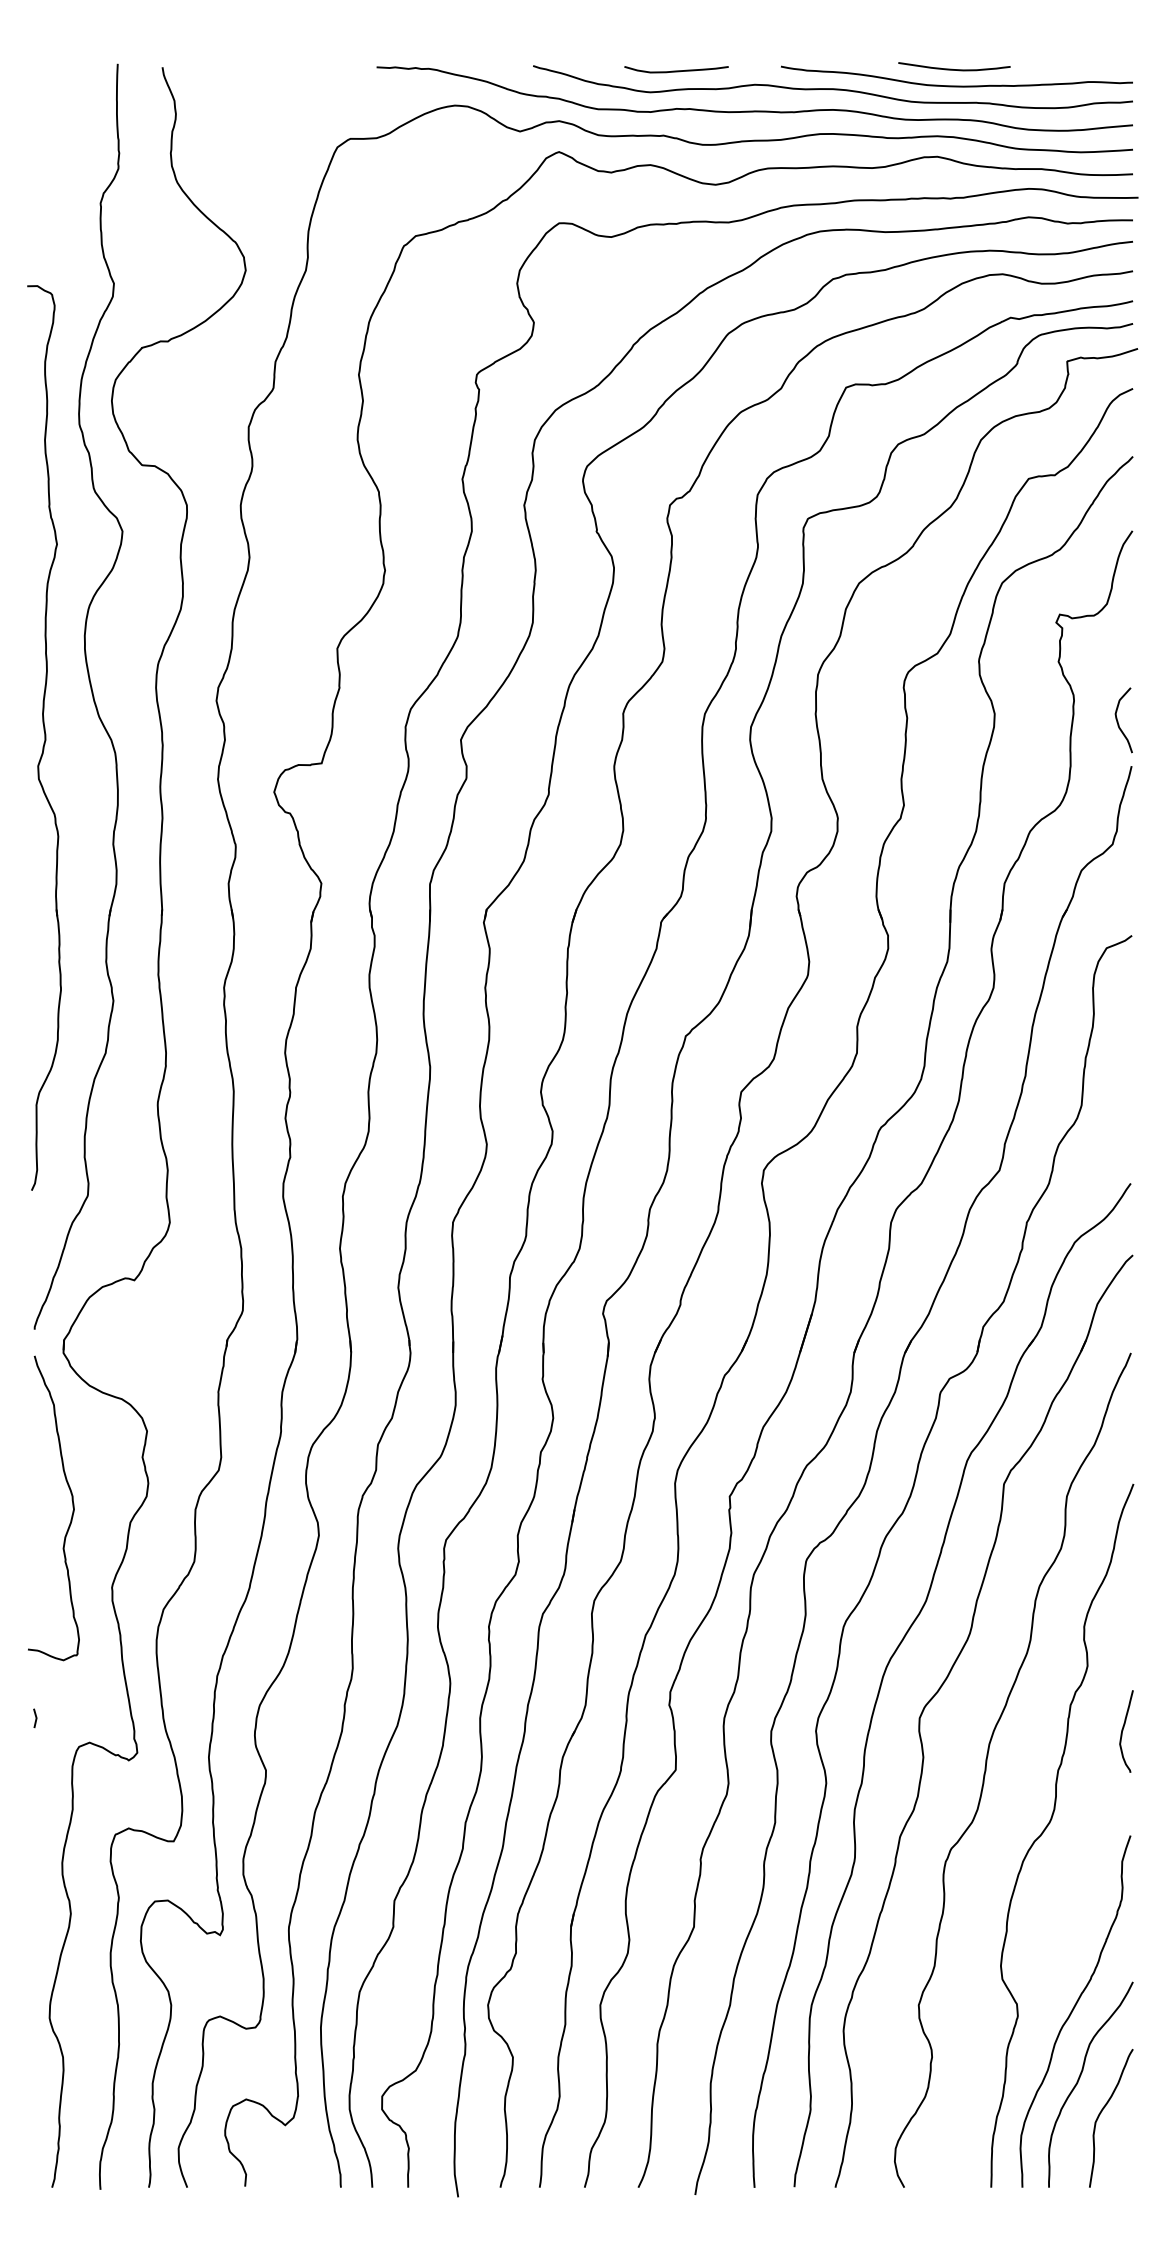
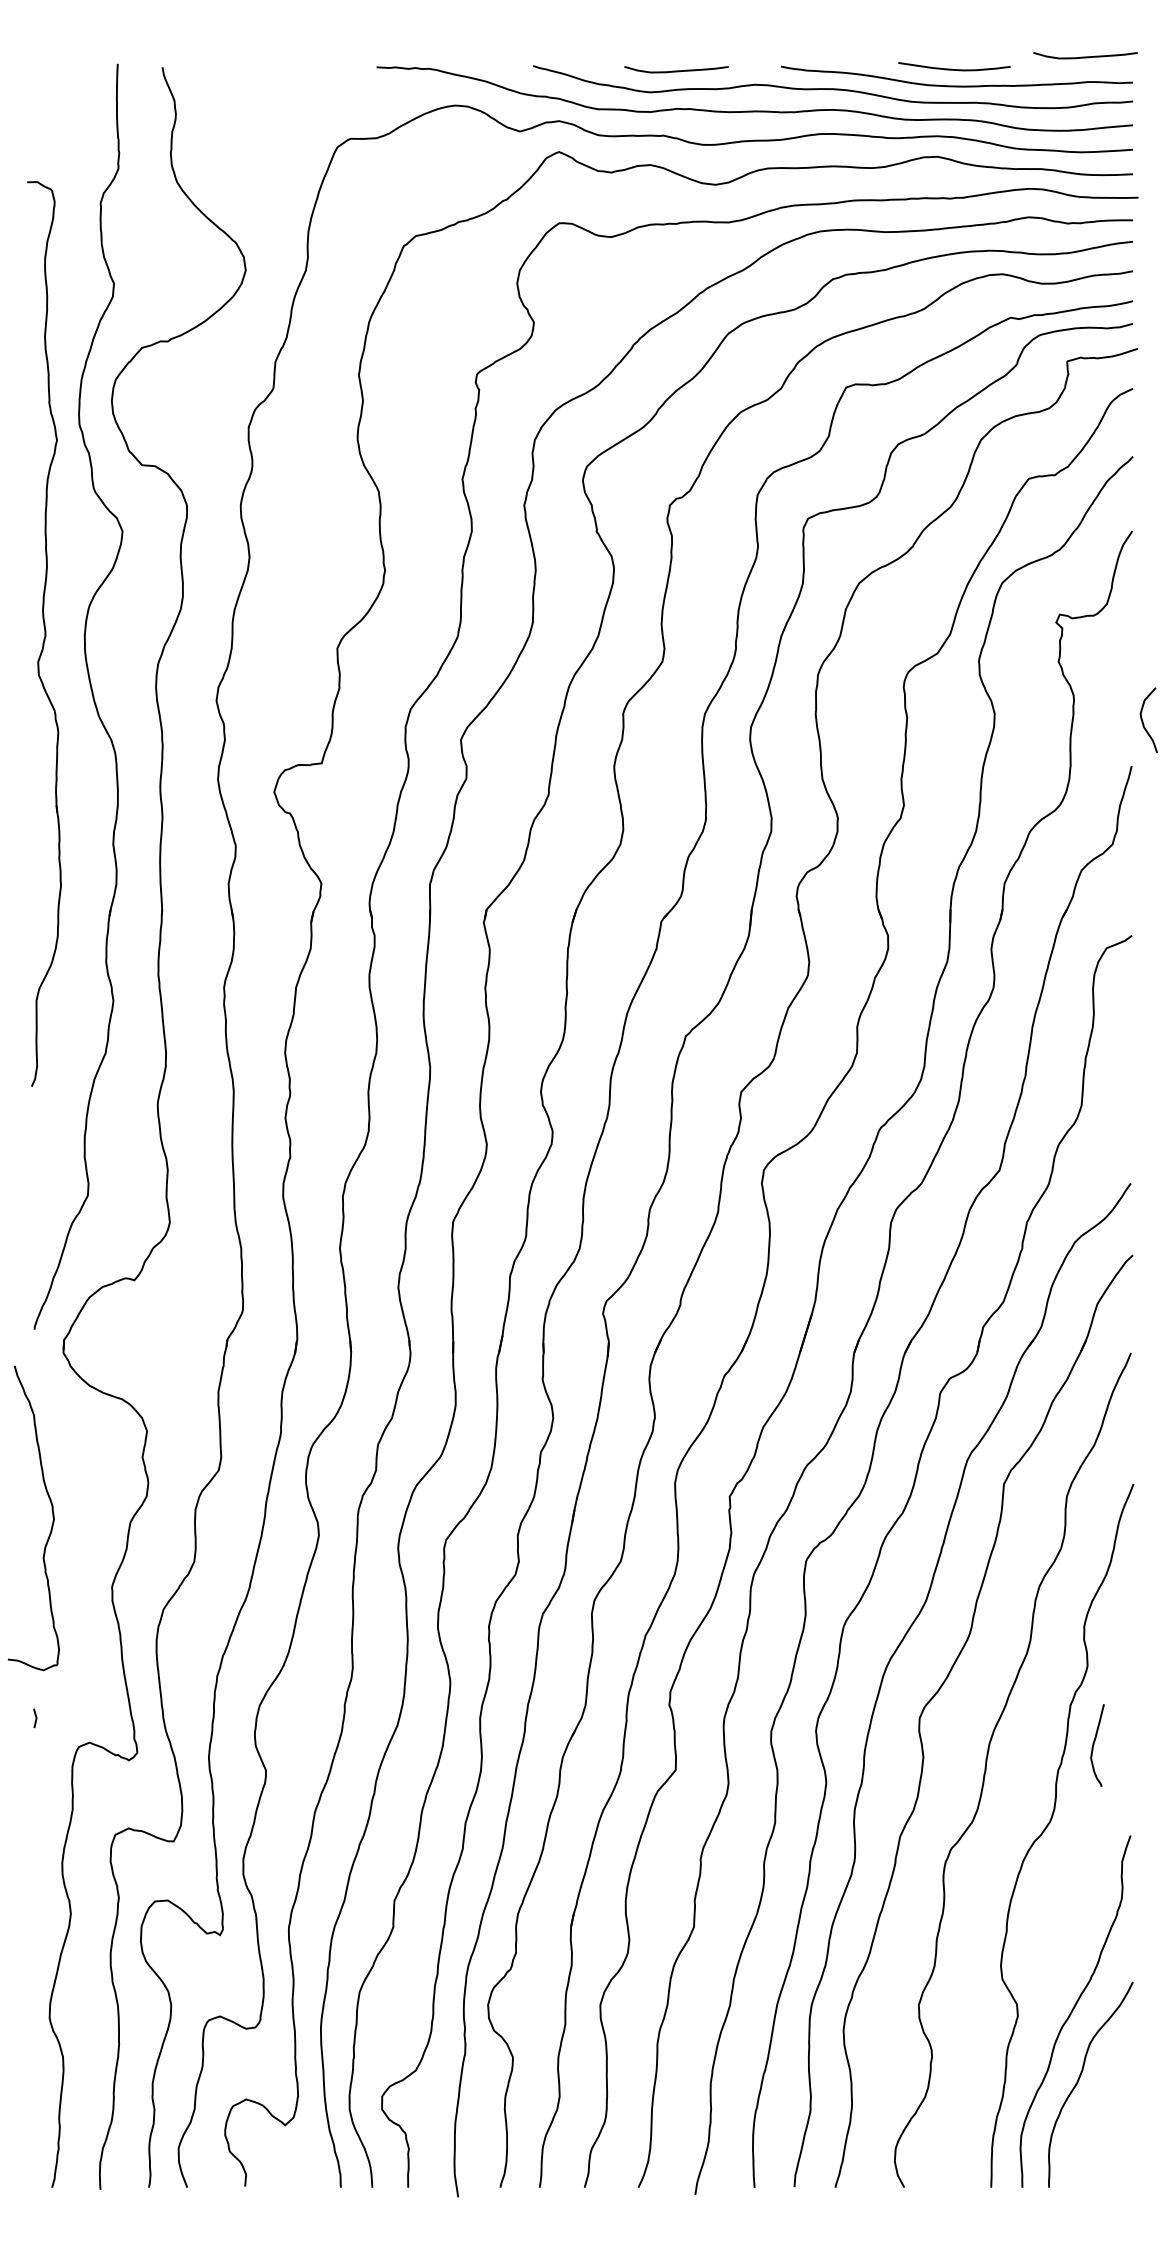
curve: none -> present (1085, 56)
curve position: (1118, 721) -> (1143, 721) (1143, 721)
part position: (44, 737) -> (44, 633) (44, 633)
curve position: (72, 1507) -> (52, 1517) (52, 1517)
curve position: (1123, 1730) -> (1094, 1744) (1094, 1744)
curve: present -> none (1101, 2113)
